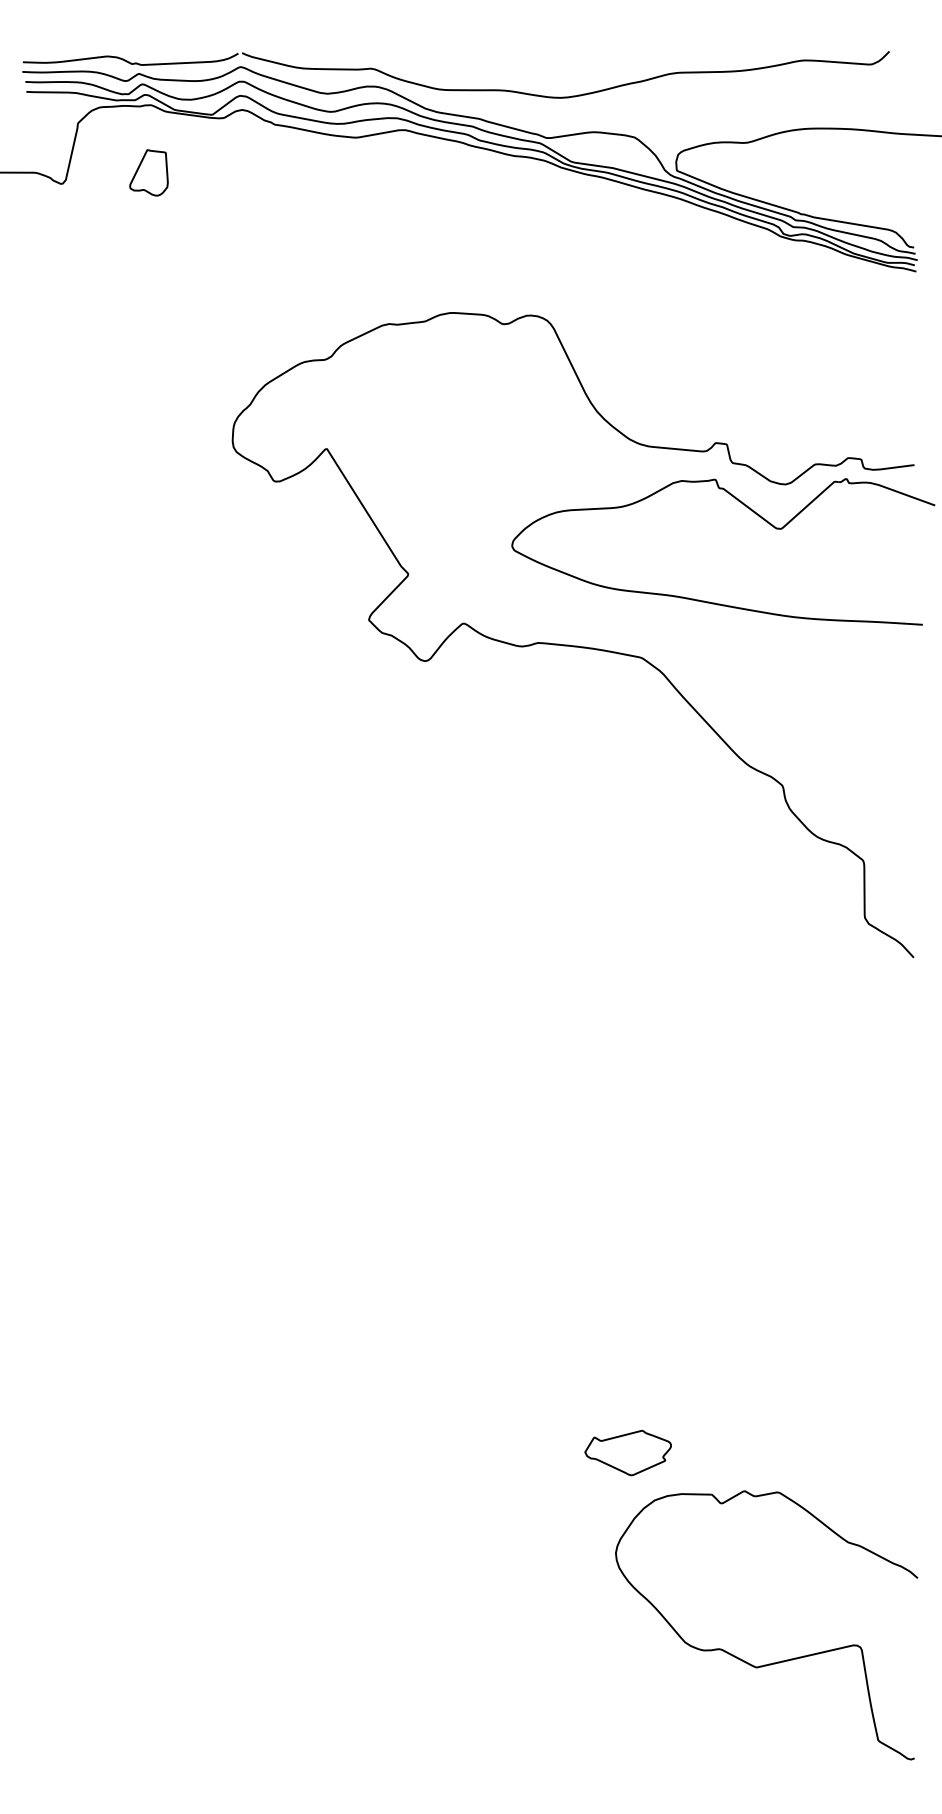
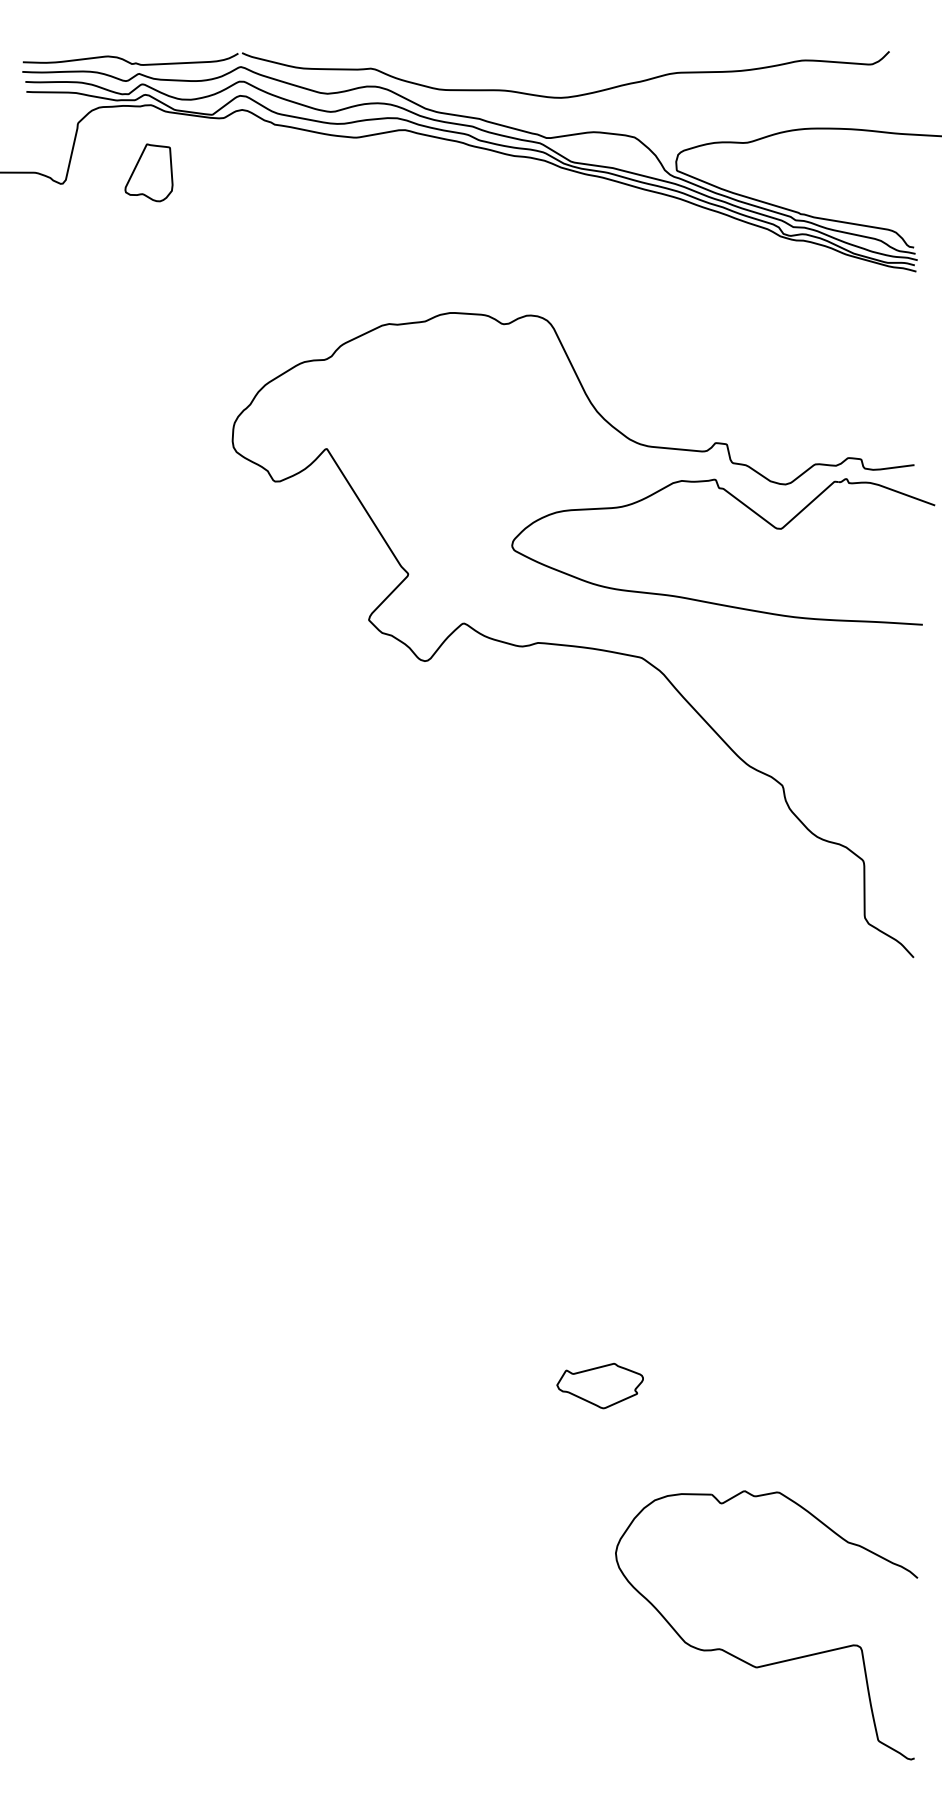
part size: 40x48 px -> 50x60 px (148, 172)
part position: (627, 1453) -> (599, 1386) (599, 1386)
